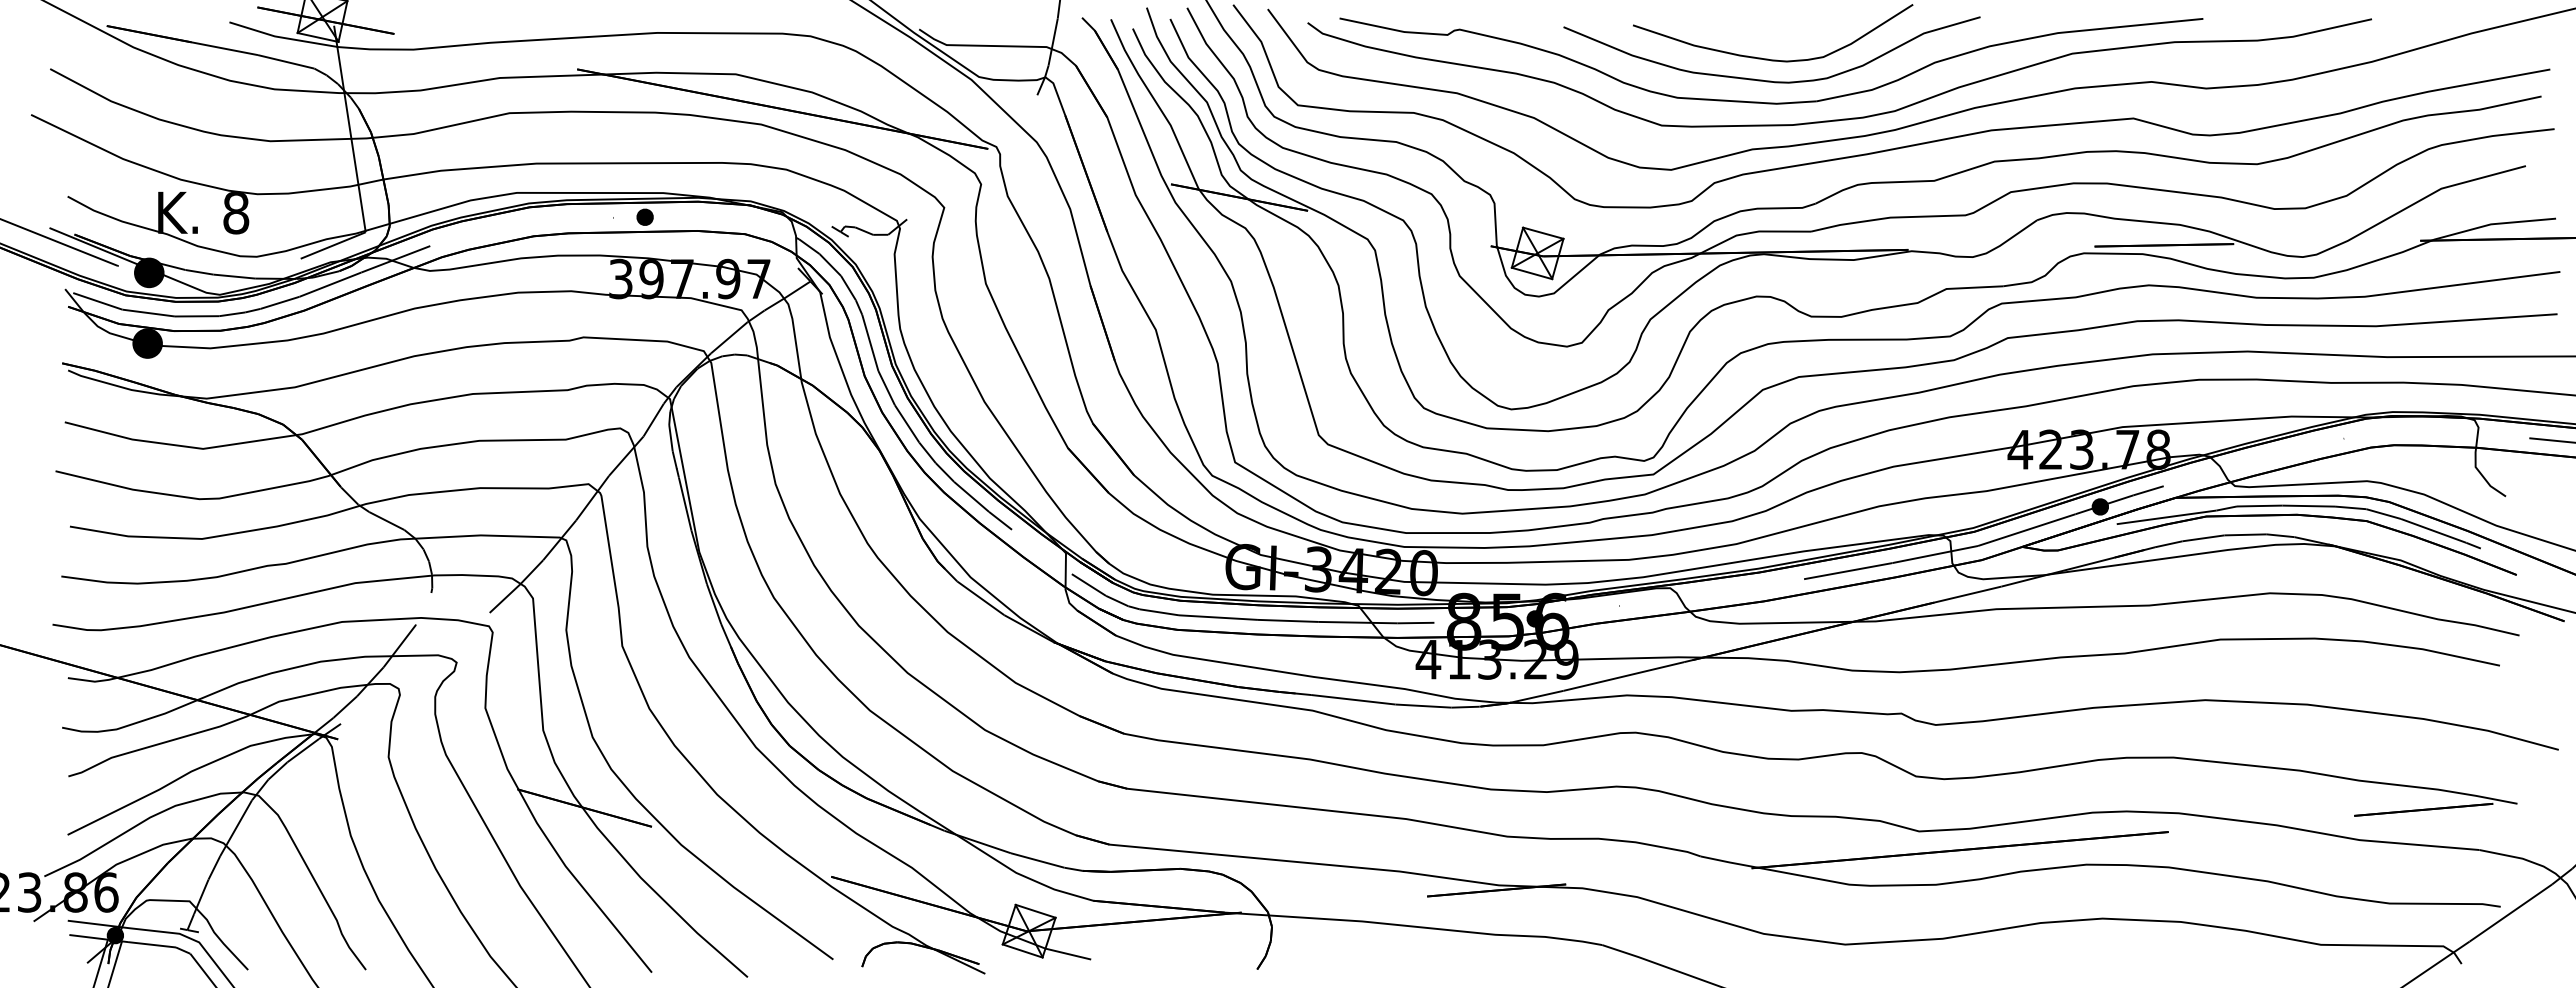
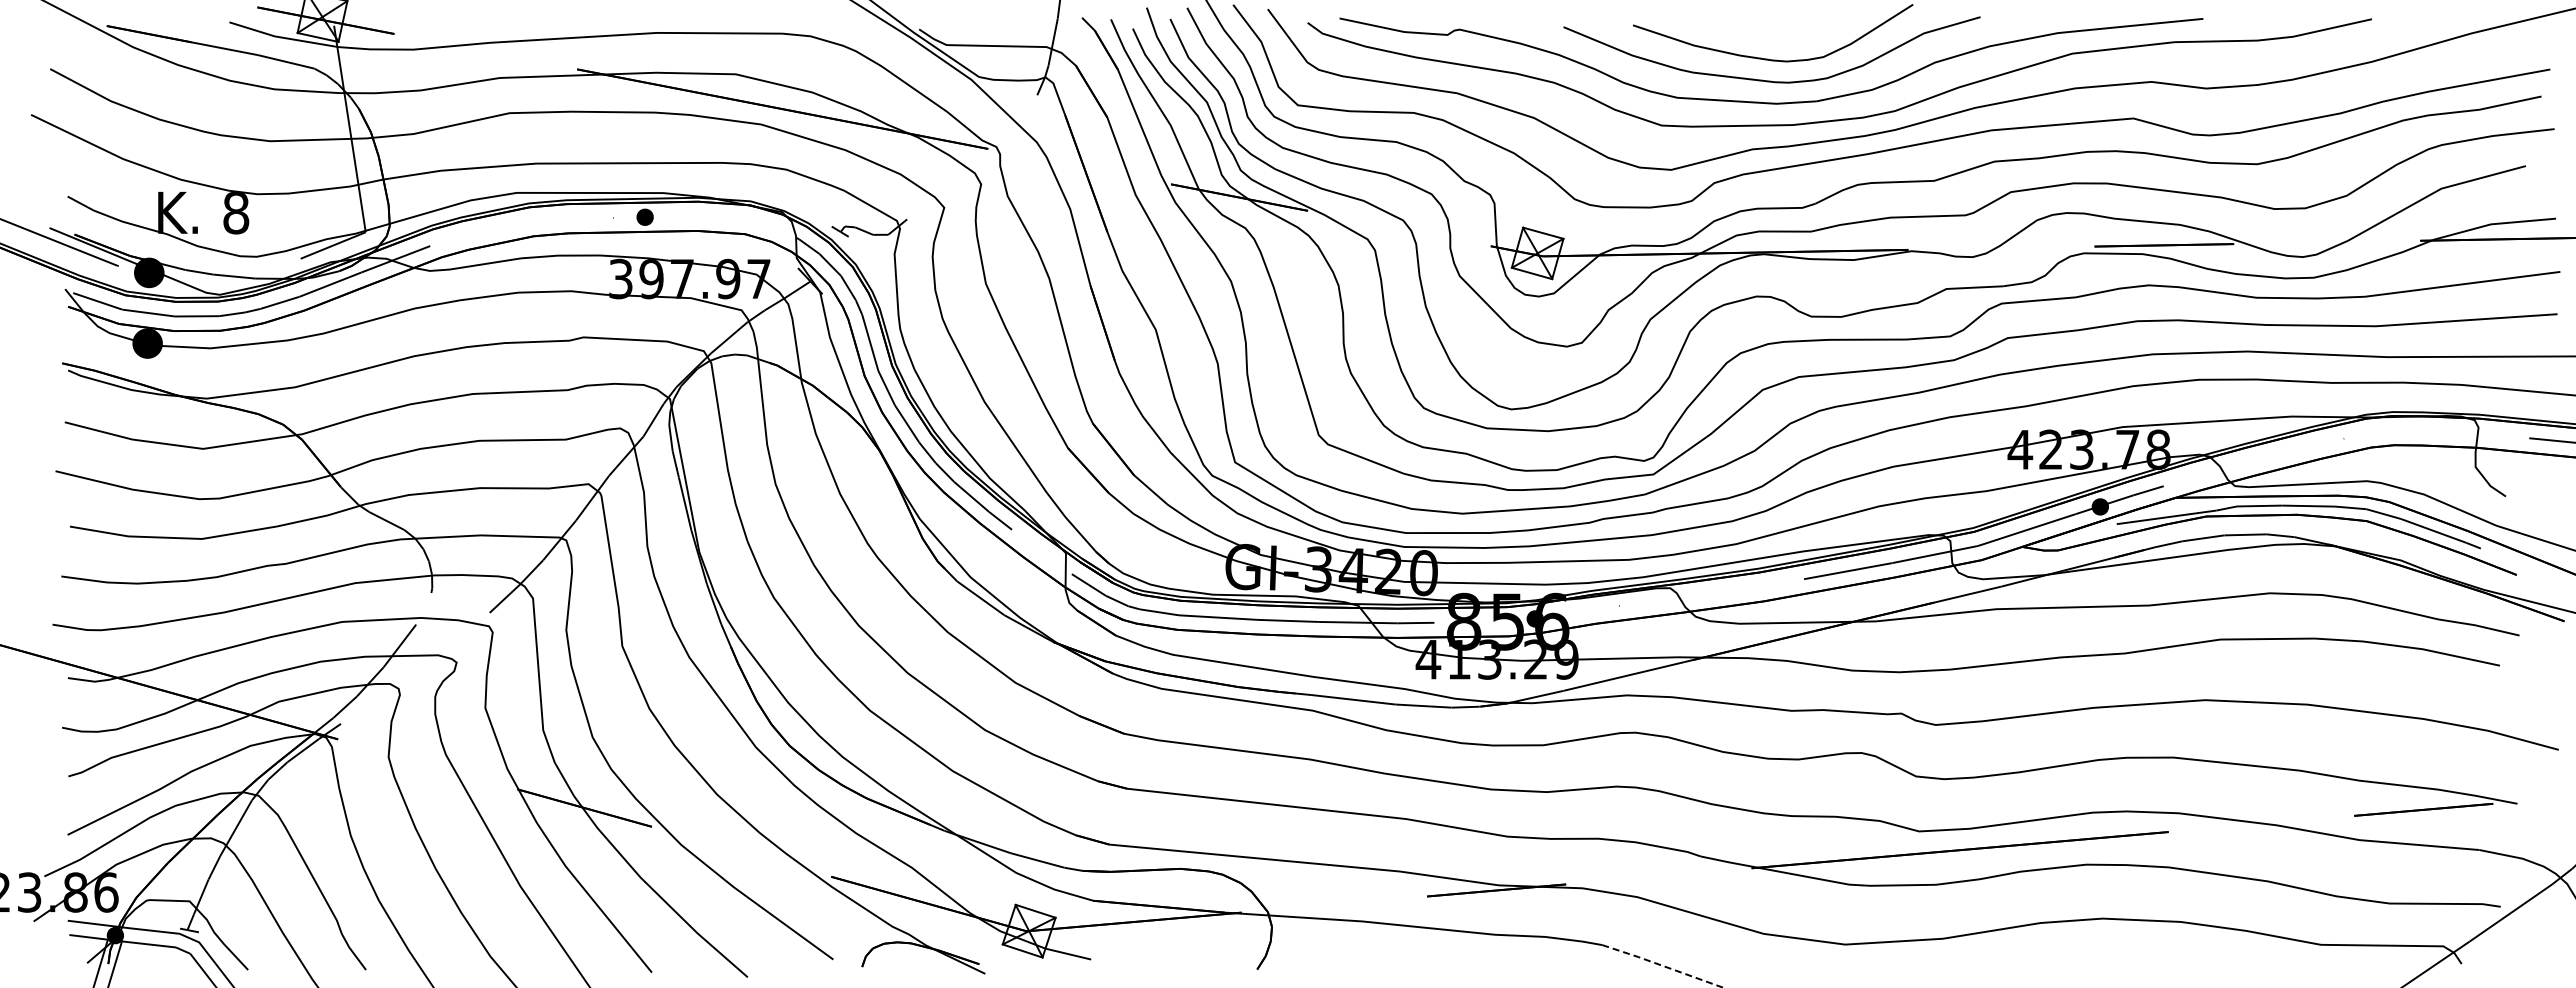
line: solid -> dashed (1662, 965)
